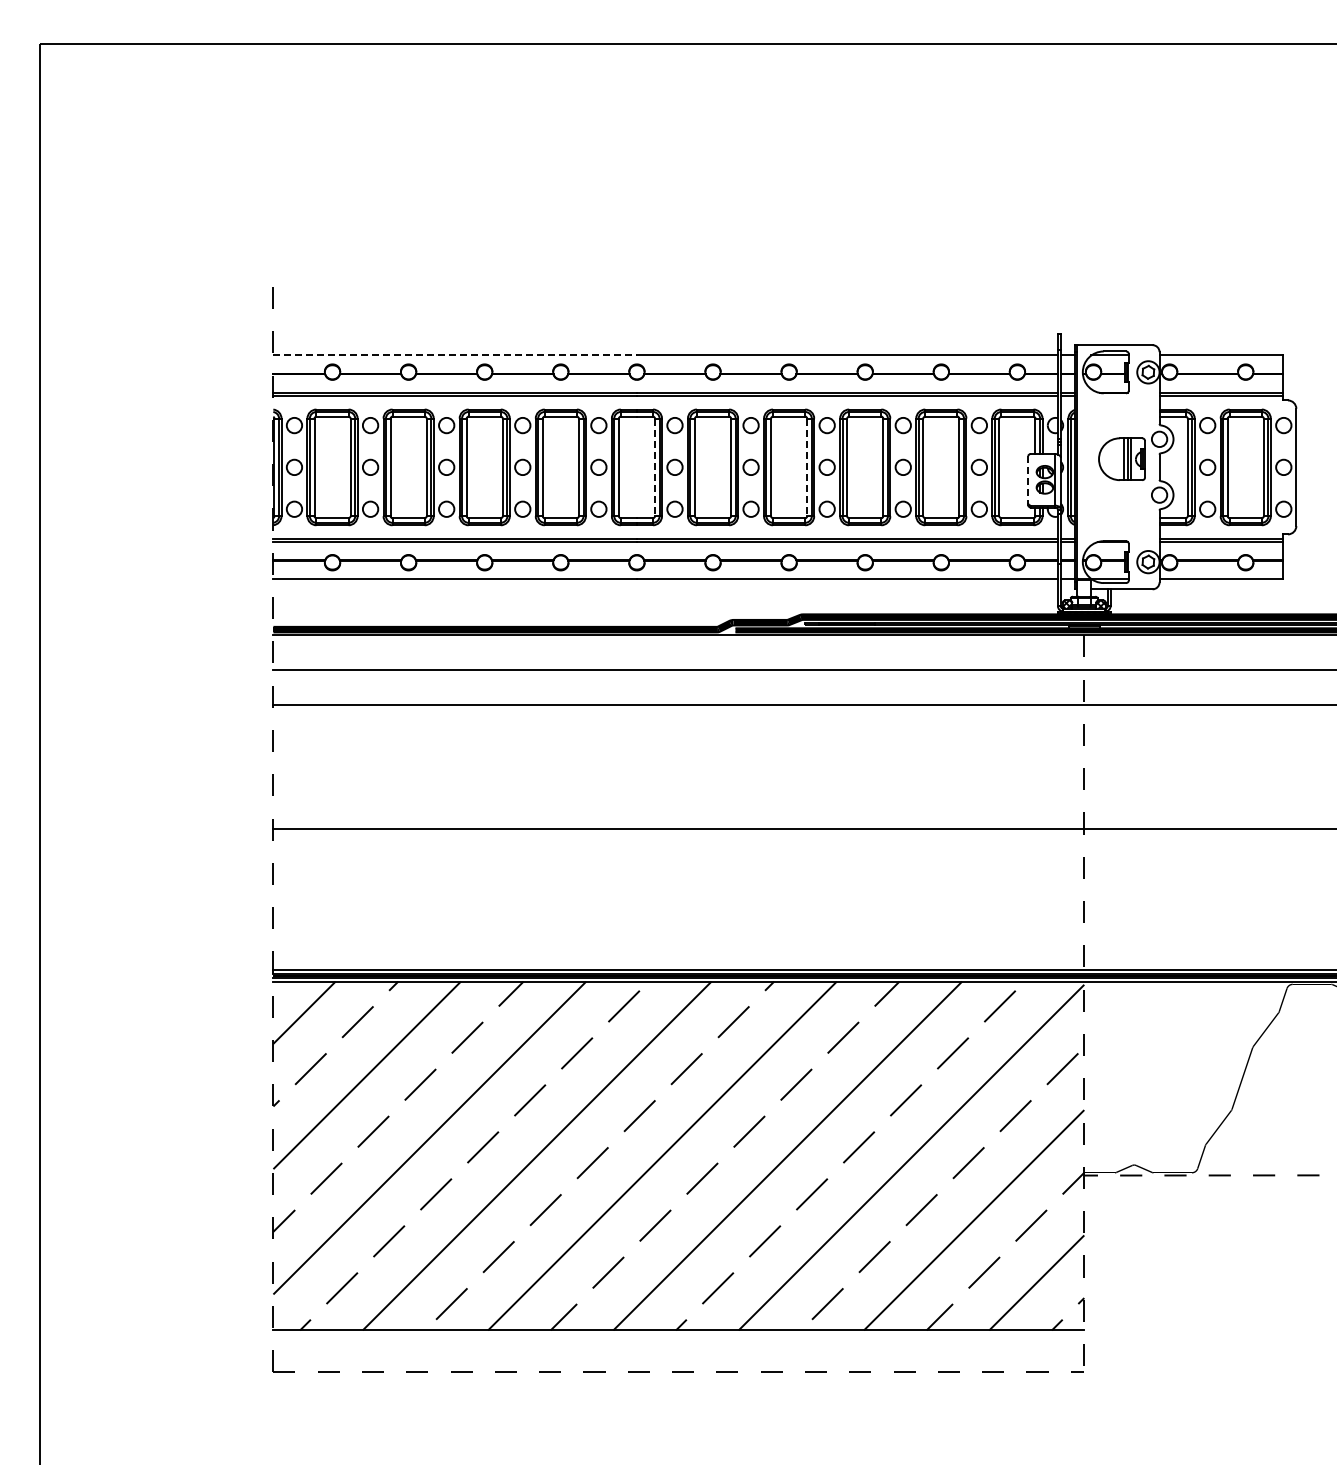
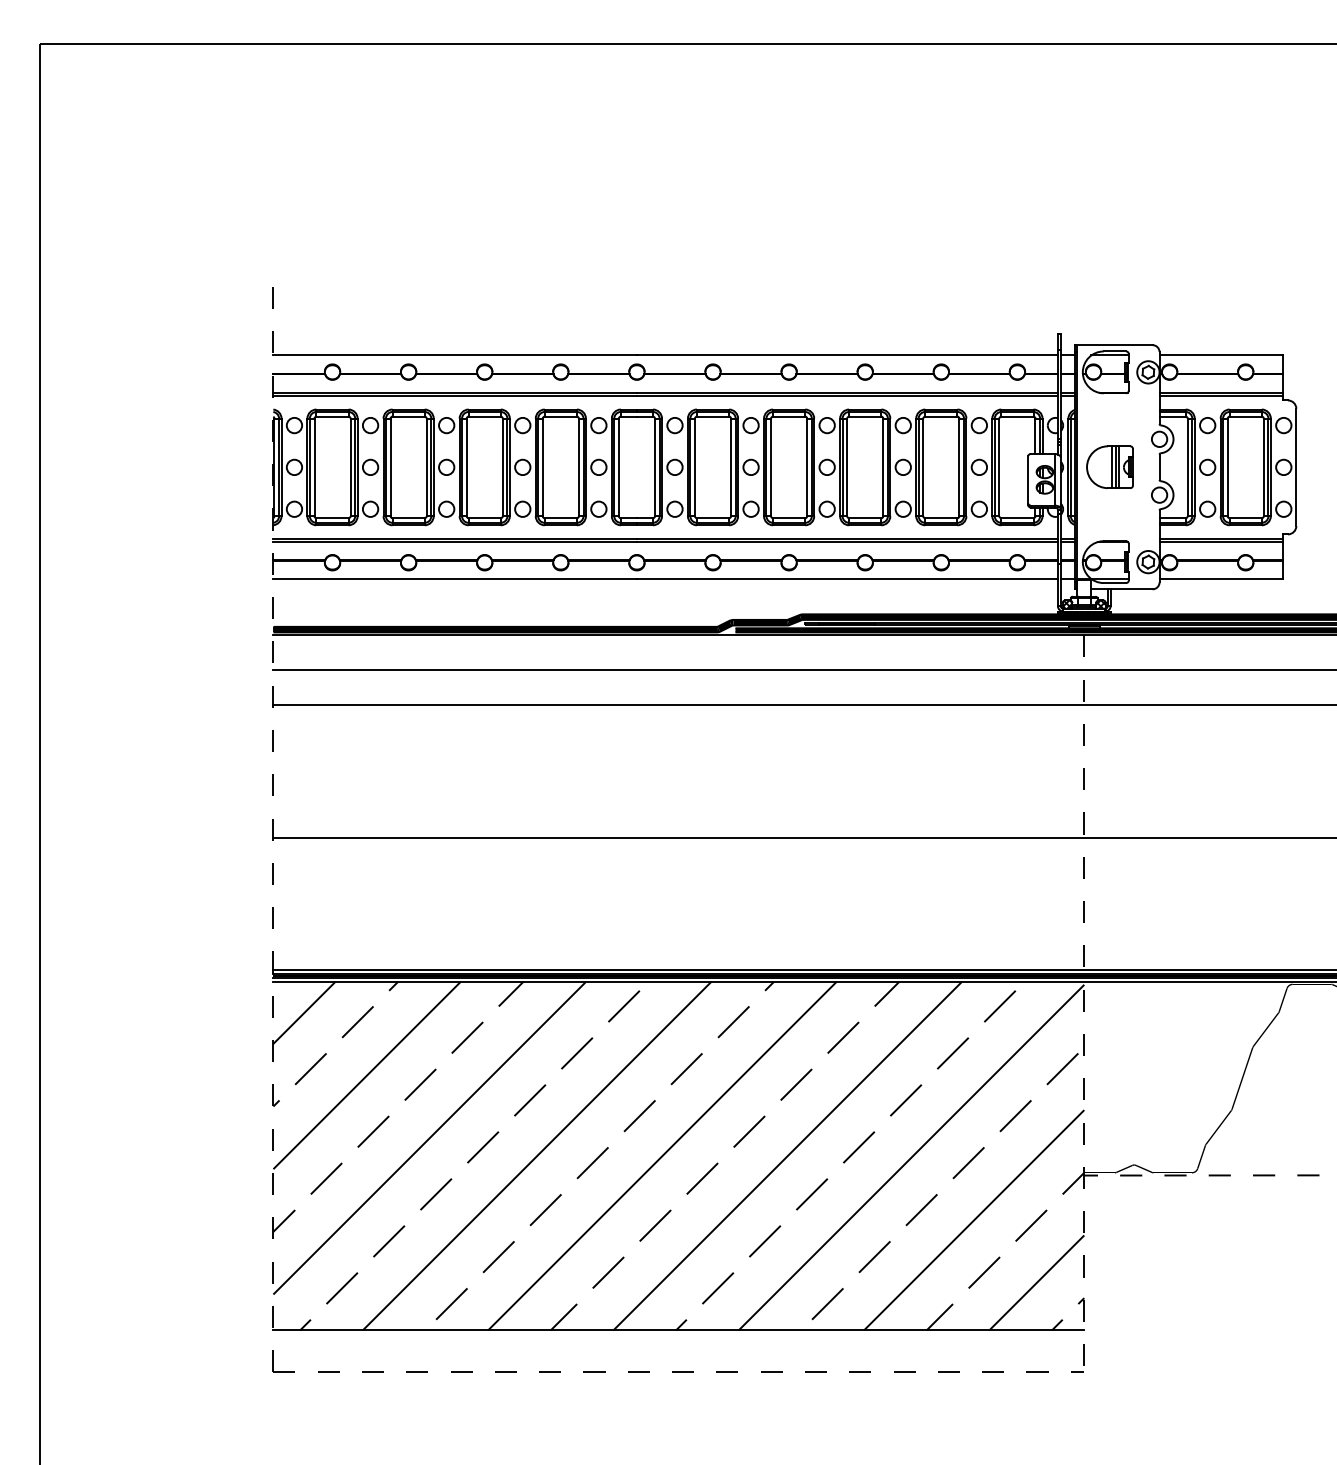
line: dashed -> solid (455, 355)
part position: (1121, 458) -> (1109, 466) (1109, 466)
line: dashed -> solid (654, 467)
line: dashed -> solid (807, 467)
line: dashed -> solid (1028, 479)
line position: (803, 828) -> (803, 837) (803, 837)
